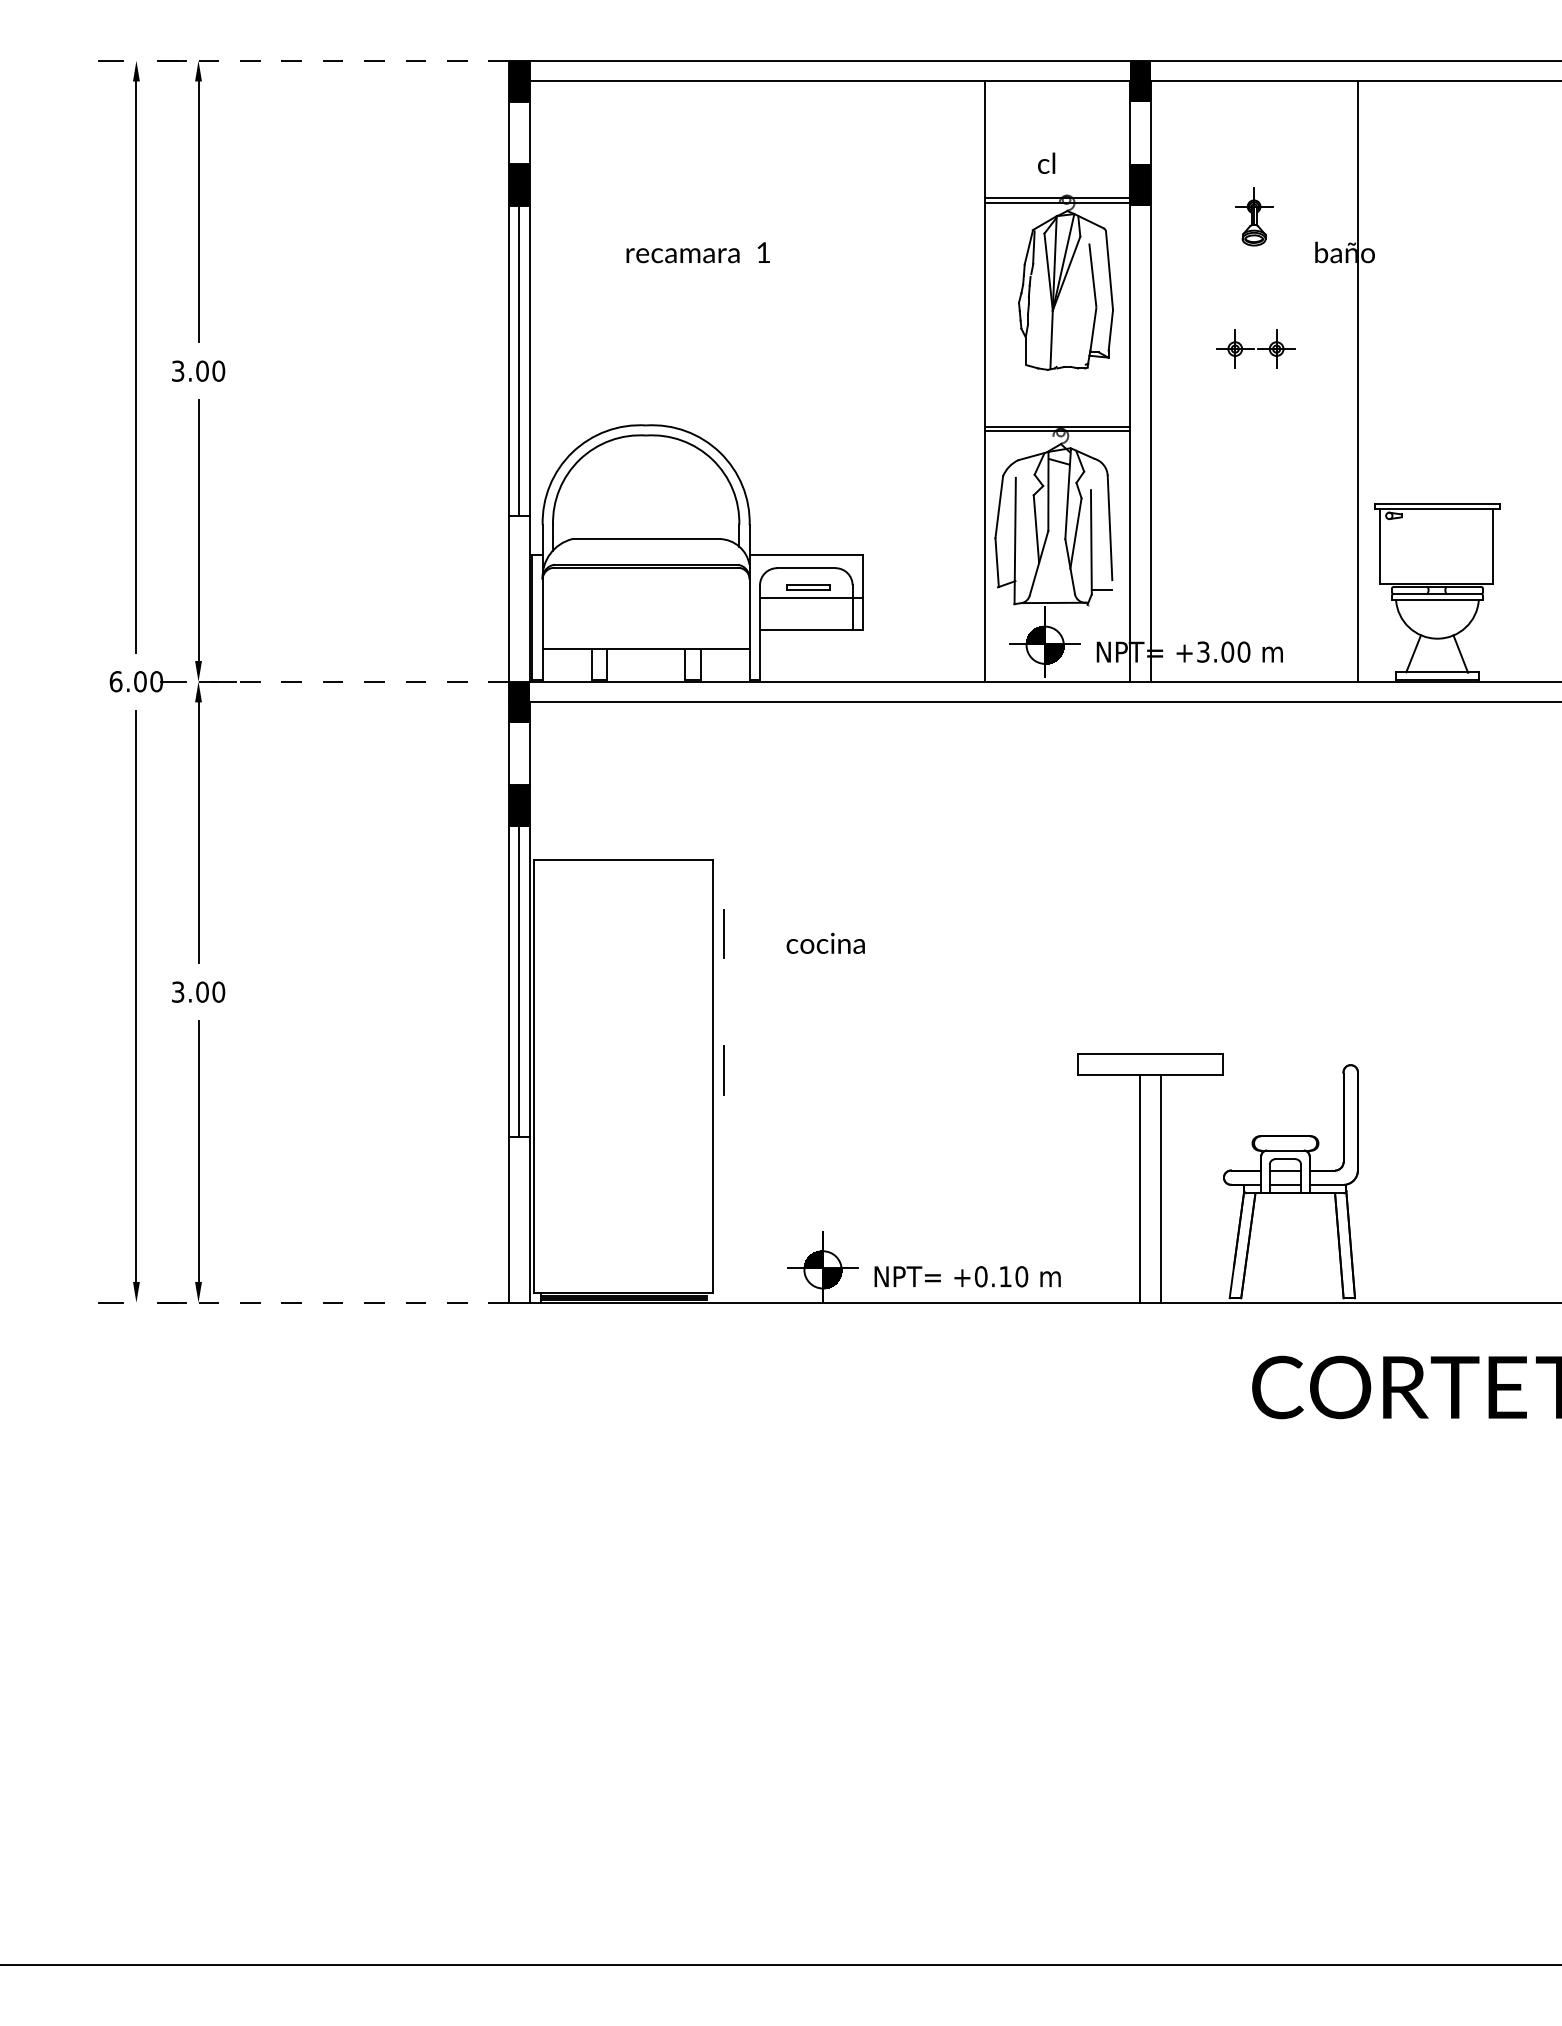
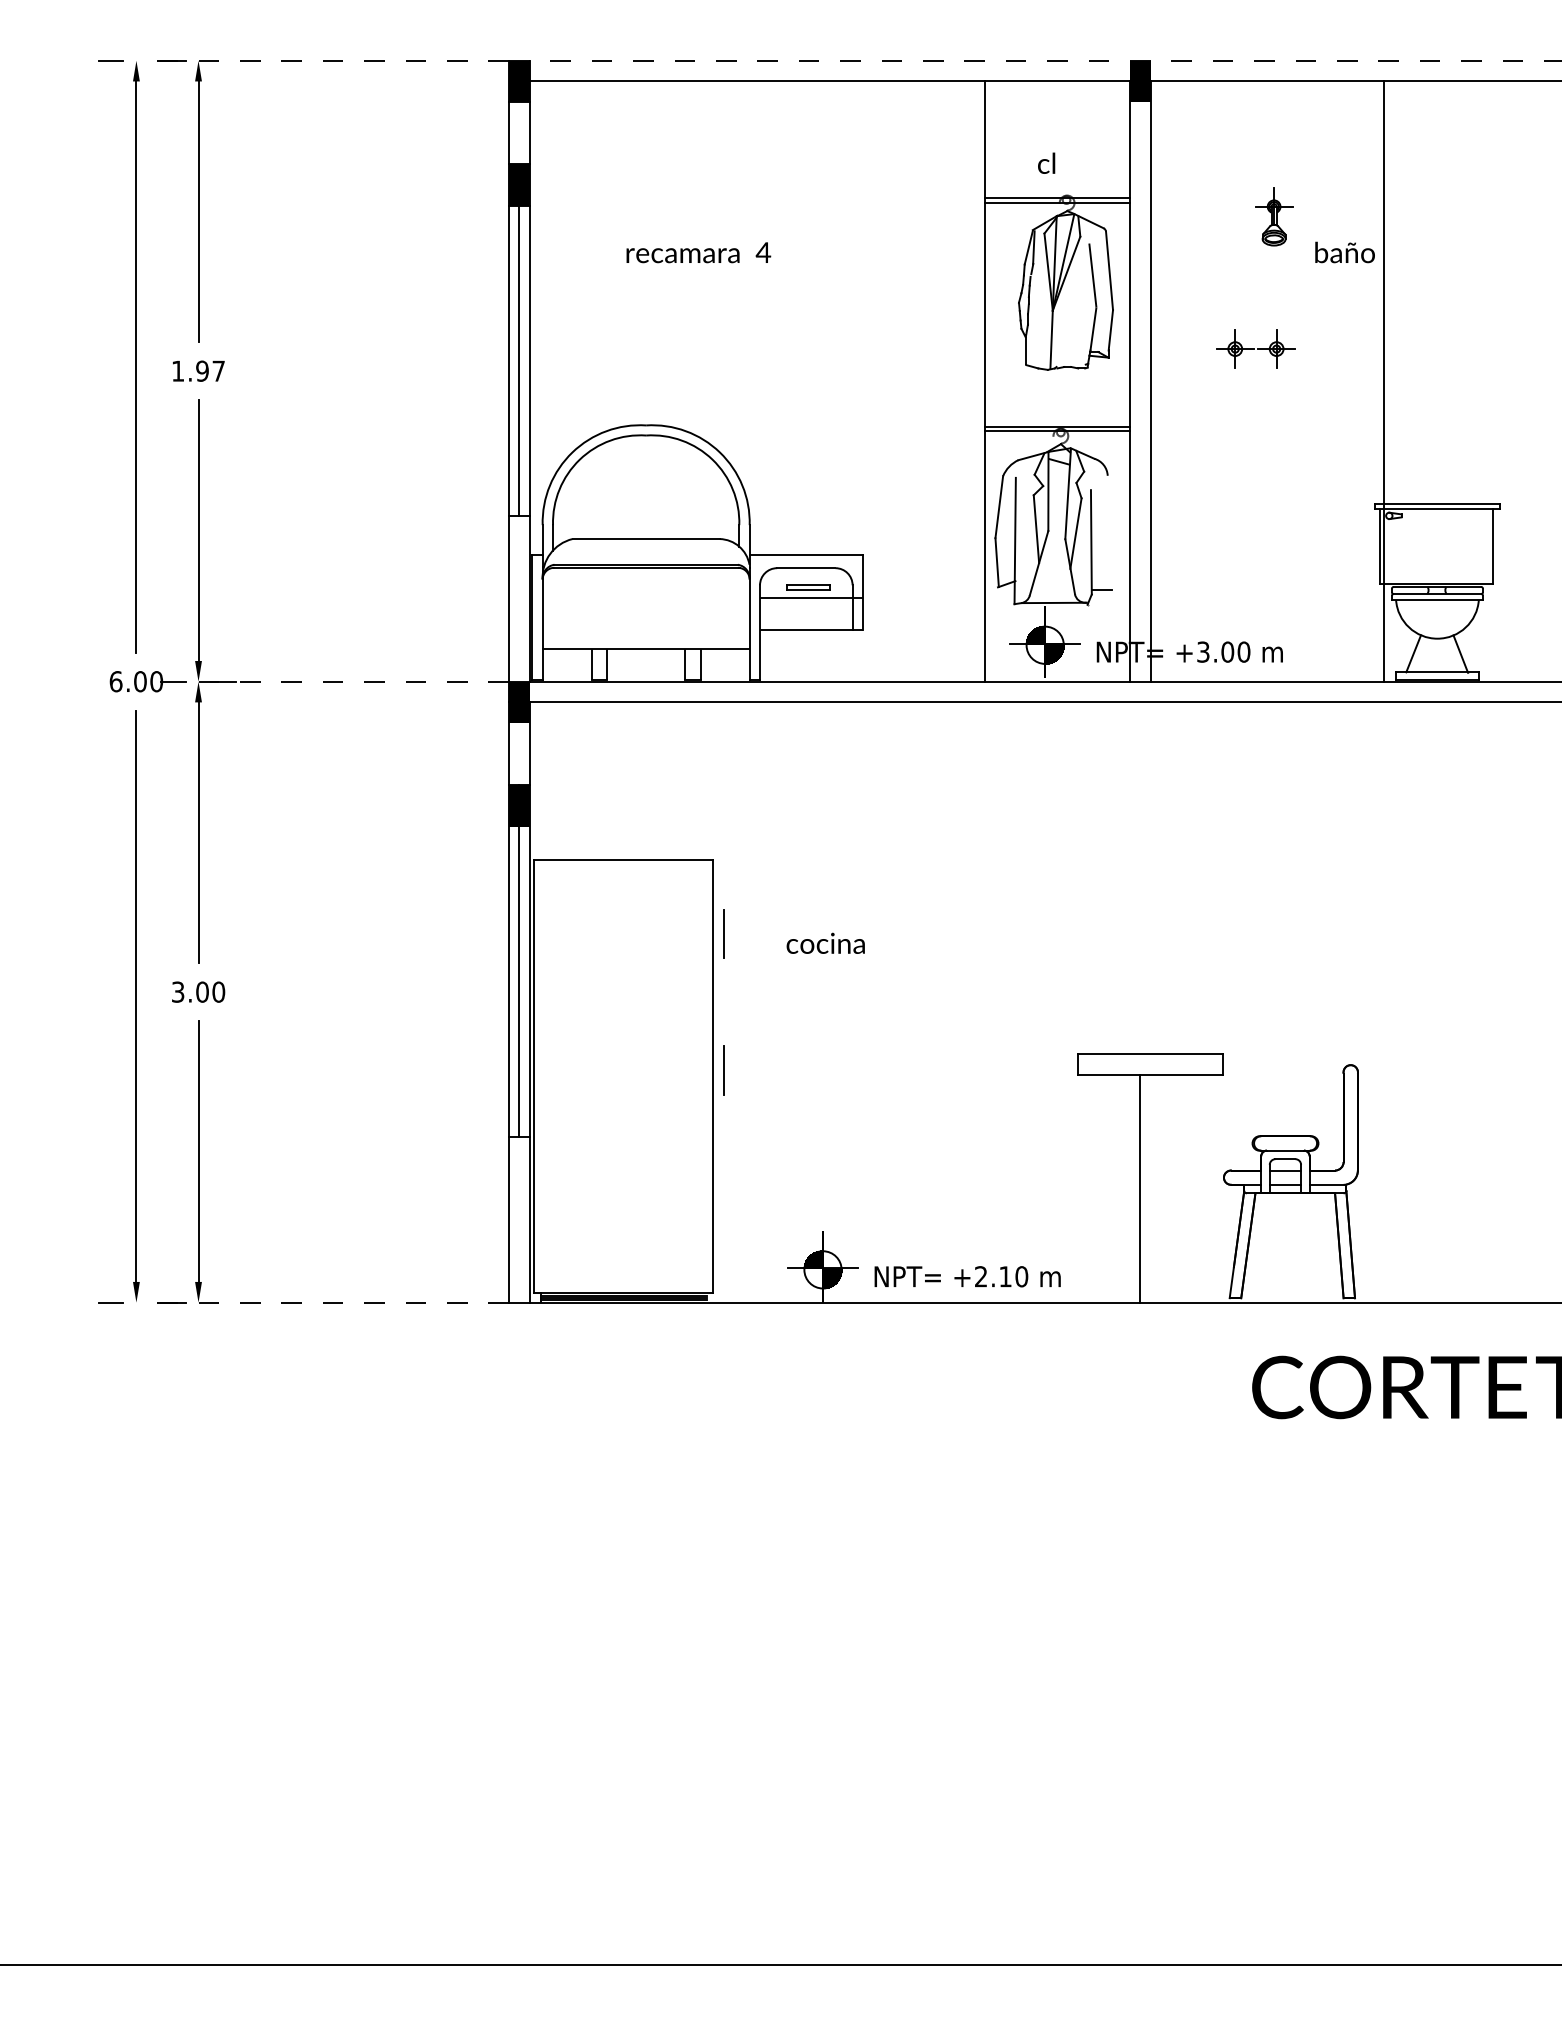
line: solid -> dashed (1035, 60)
fill: present -> none (1139, 184)
part position: (1254, 216) -> (1274, 216) (1274, 216)
text: 1 -> 4 (763, 252)
text: 3.00 -> 1.97 (198, 370)
line position: (1357, 381) -> (1383, 381) (1383, 381)
line: present -> none (1109, 527)
line: present -> none (1160, 1188)
text: +0.10 -> +2.10 (980, 1276)
